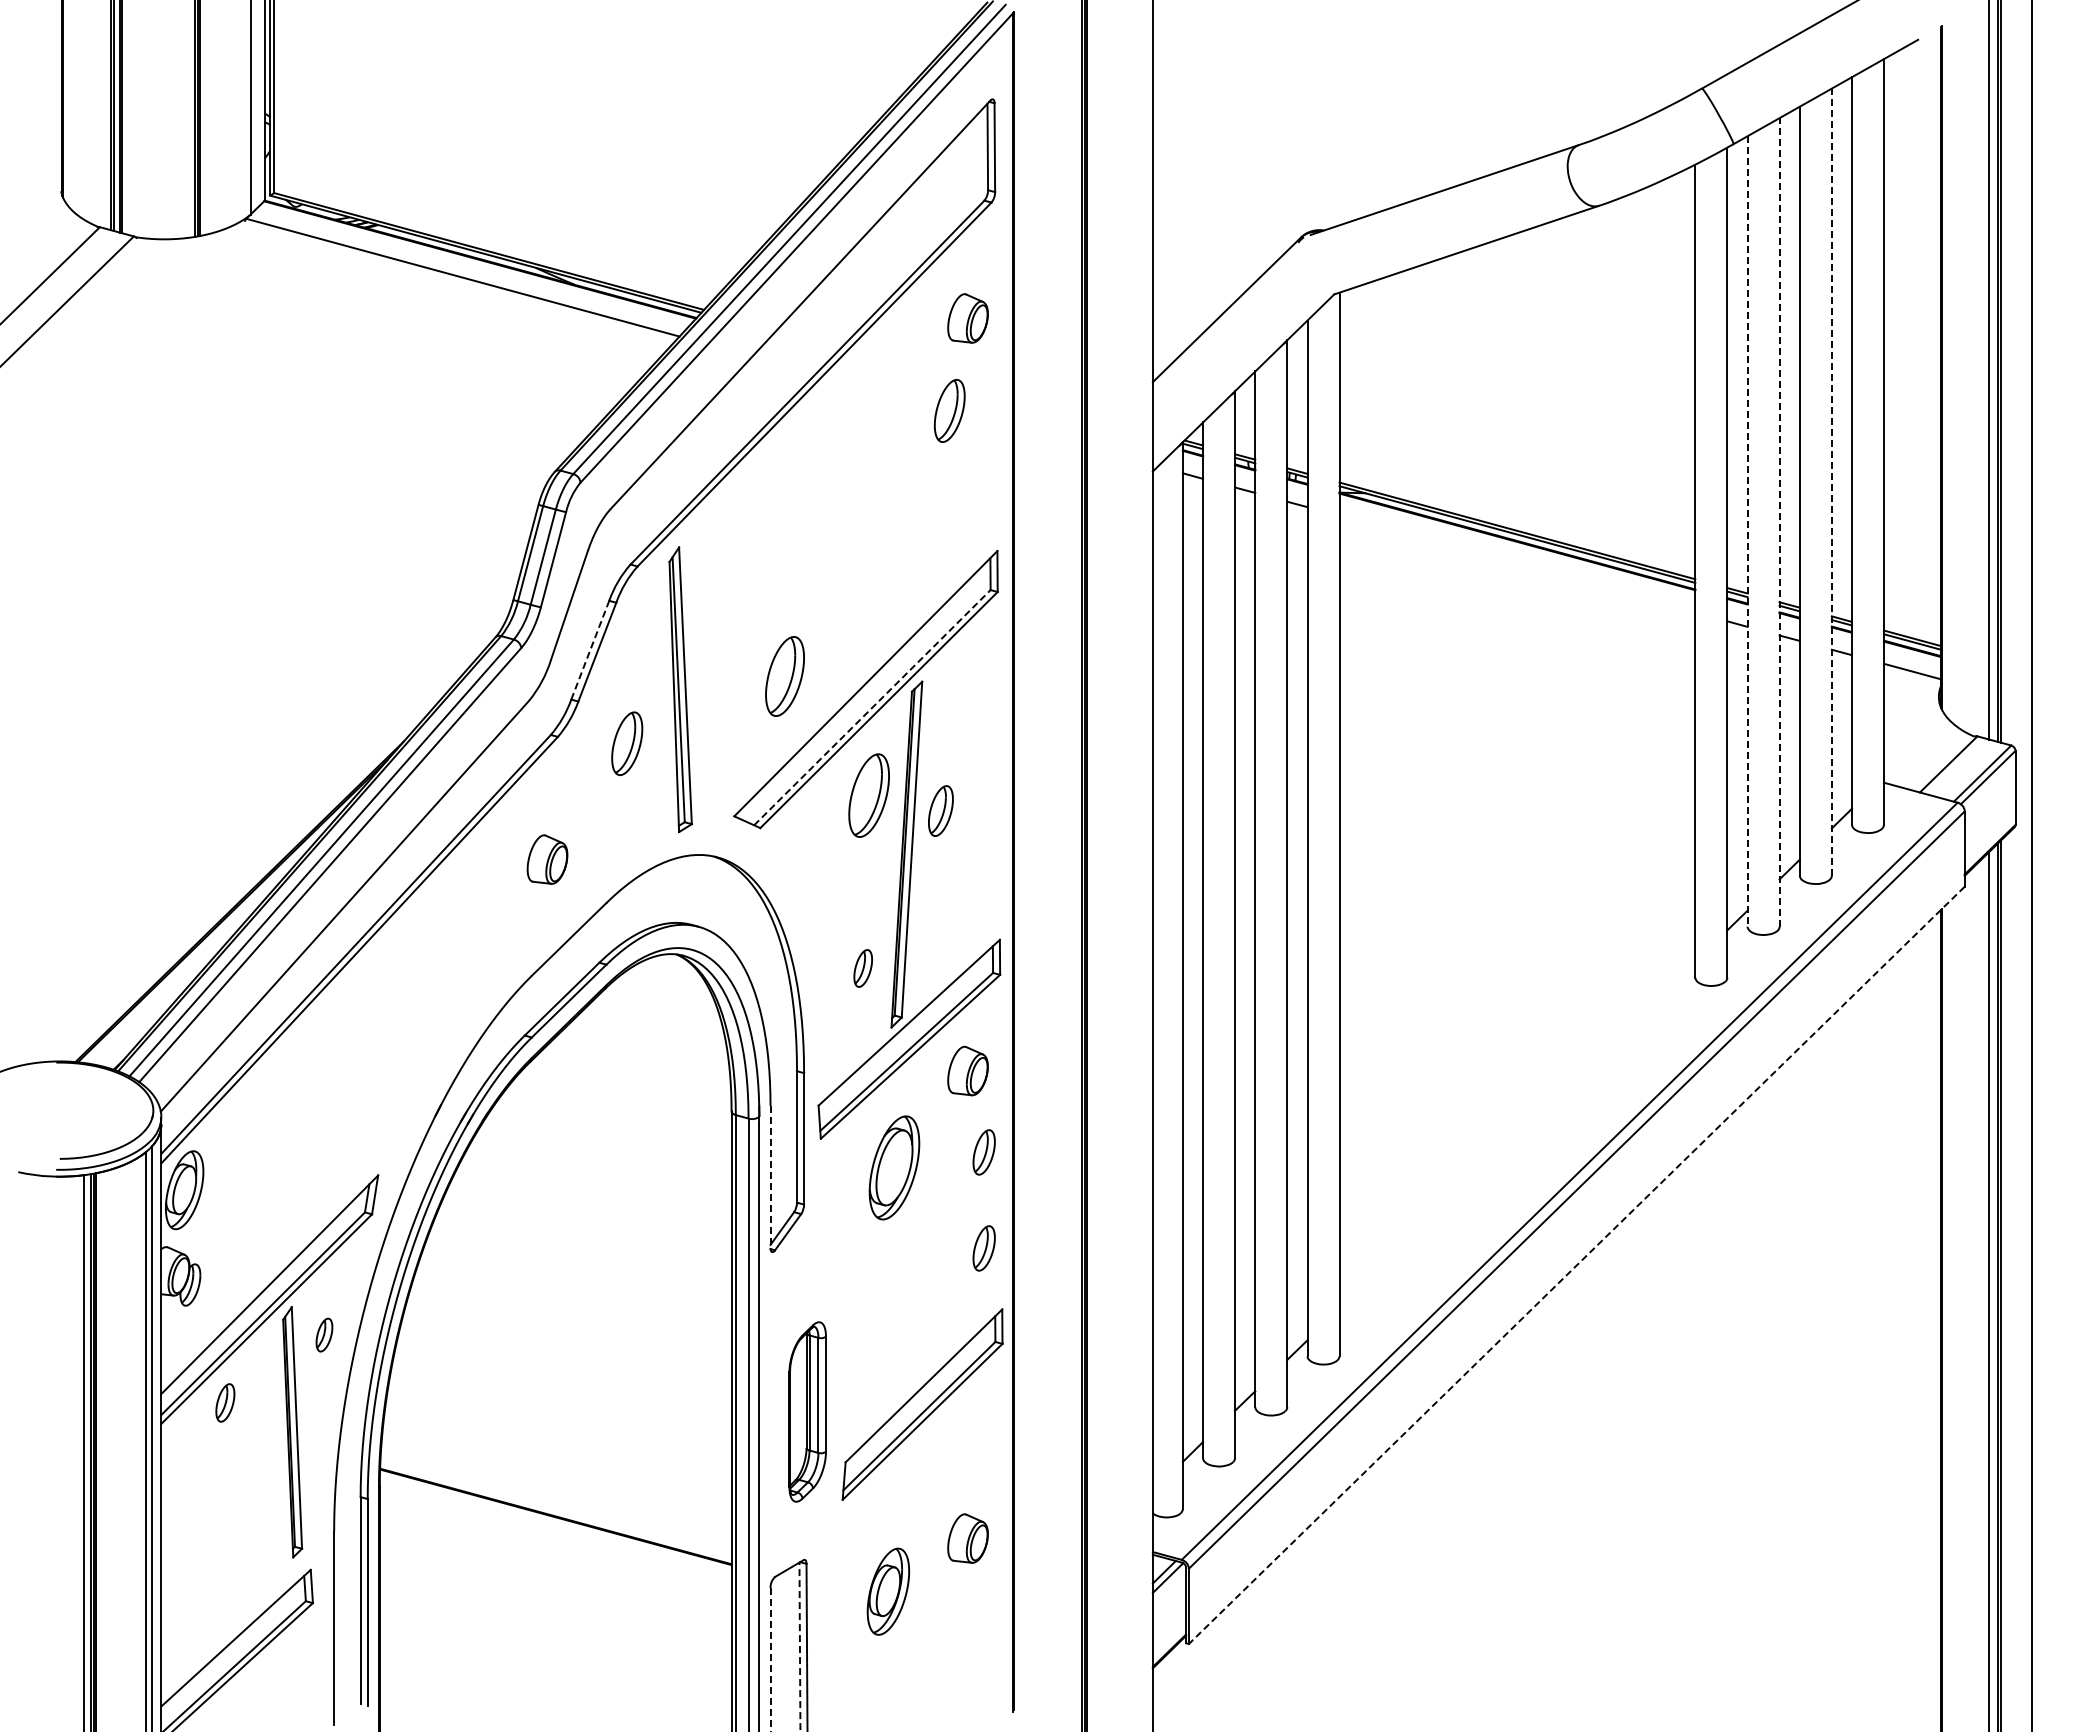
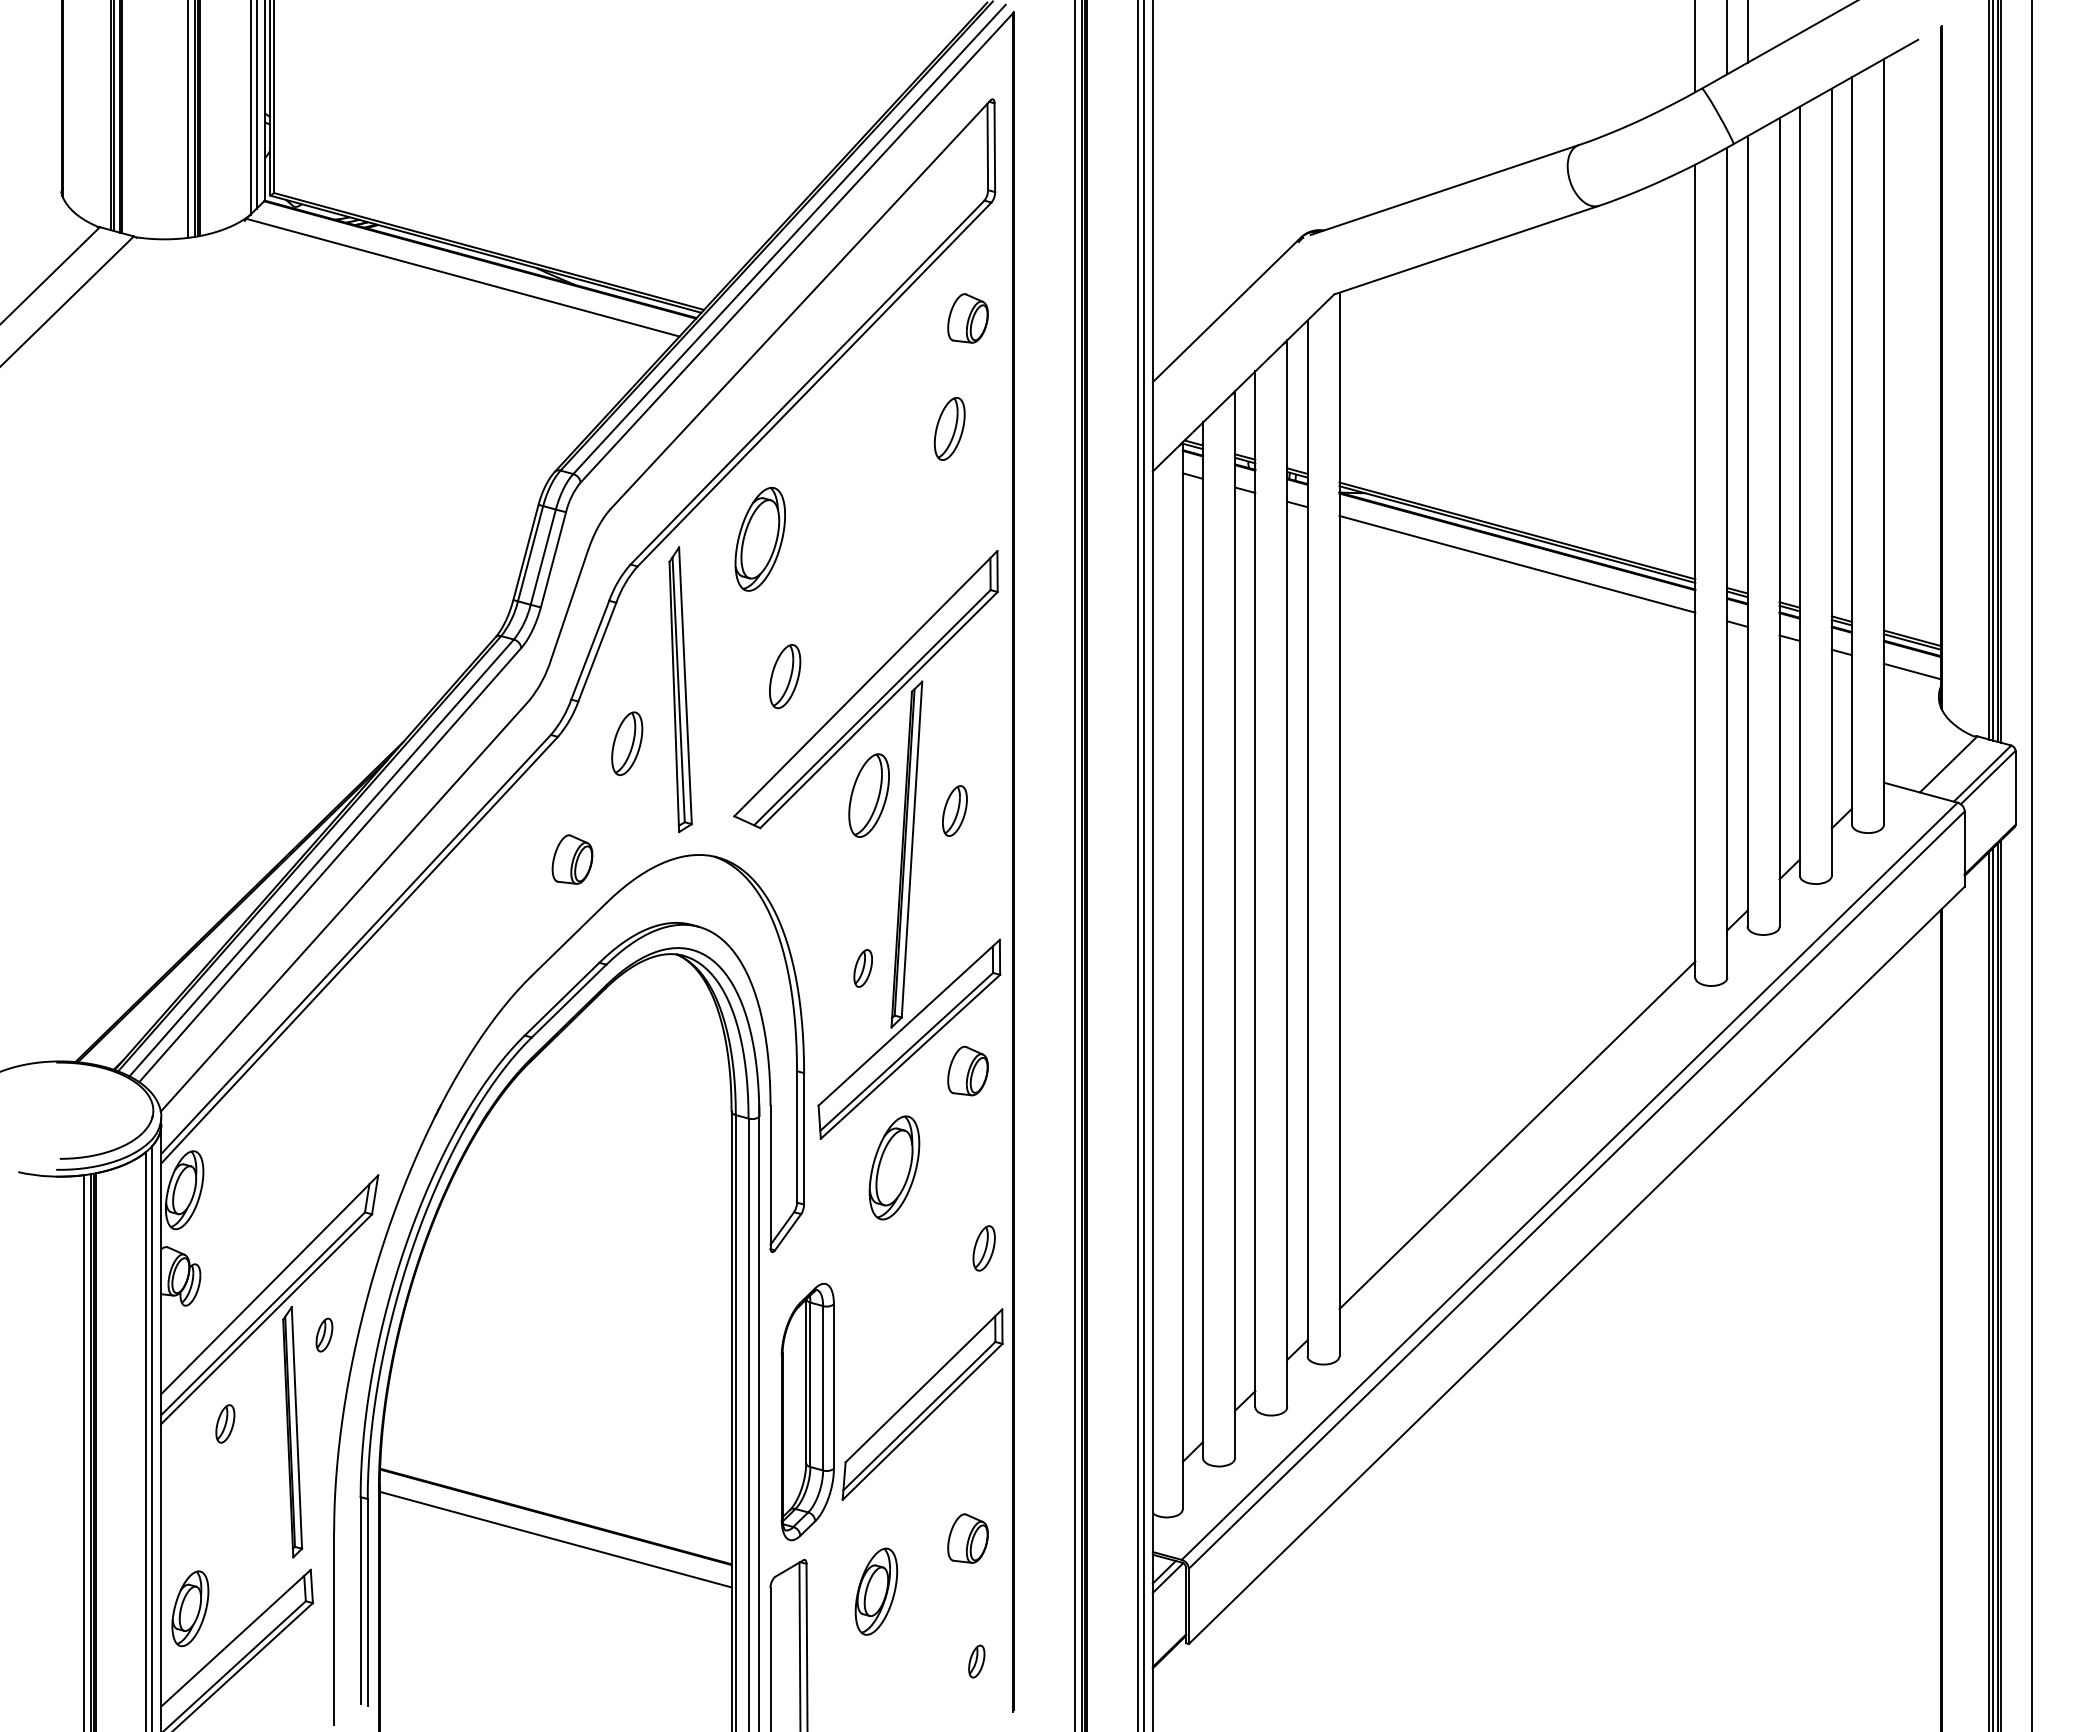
line: none -> present (1747, 32)
line: none -> present (1727, 38)
line: none -> present (1695, 47)
line: none -> present (256, 105)
line: none -> present (187, 119)
line: none -> present (1992, 371)
part position: (949, 410) -> (949, 428) (949, 428)
line: dashed -> solid (1831, 482)
line: dashed -> solid (1779, 521)
line: dashed -> solid (1747, 531)
part: none -> present (759, 538)
line: none -> present (1517, 563)
line: dashed -> solid (590, 650)
part size: 40x81 px -> 33x66 px (785, 676)
line: dashed -> solid (872, 707)
part position: (940, 810) -> (954, 810) (954, 810)
part position: (547, 859) -> (572, 859) (572, 859)
line: none -> present (1075, 865)
line: none -> present (1137, 865)
line: none -> present (1143, 865)
line: none -> present (1517, 1135)
part: present -> none (983, 1152)
line: dashed -> solid (770, 1177)
line: dashed -> solid (1576, 1265)
line: none -> present (1992, 1288)
part position: (225, 1402) -> (225, 1423) (225, 1423)
part size: 39x182 px -> 55x260 px (807, 1411)
line: none -> present (555, 1539)
part position: (888, 1591) -> (876, 1591) (876, 1591)
part: none -> present (190, 1608)
line: dashed -> solid (799, 1646)
line: dashed -> solid (770, 1659)
part: none -> present (976, 1661)
